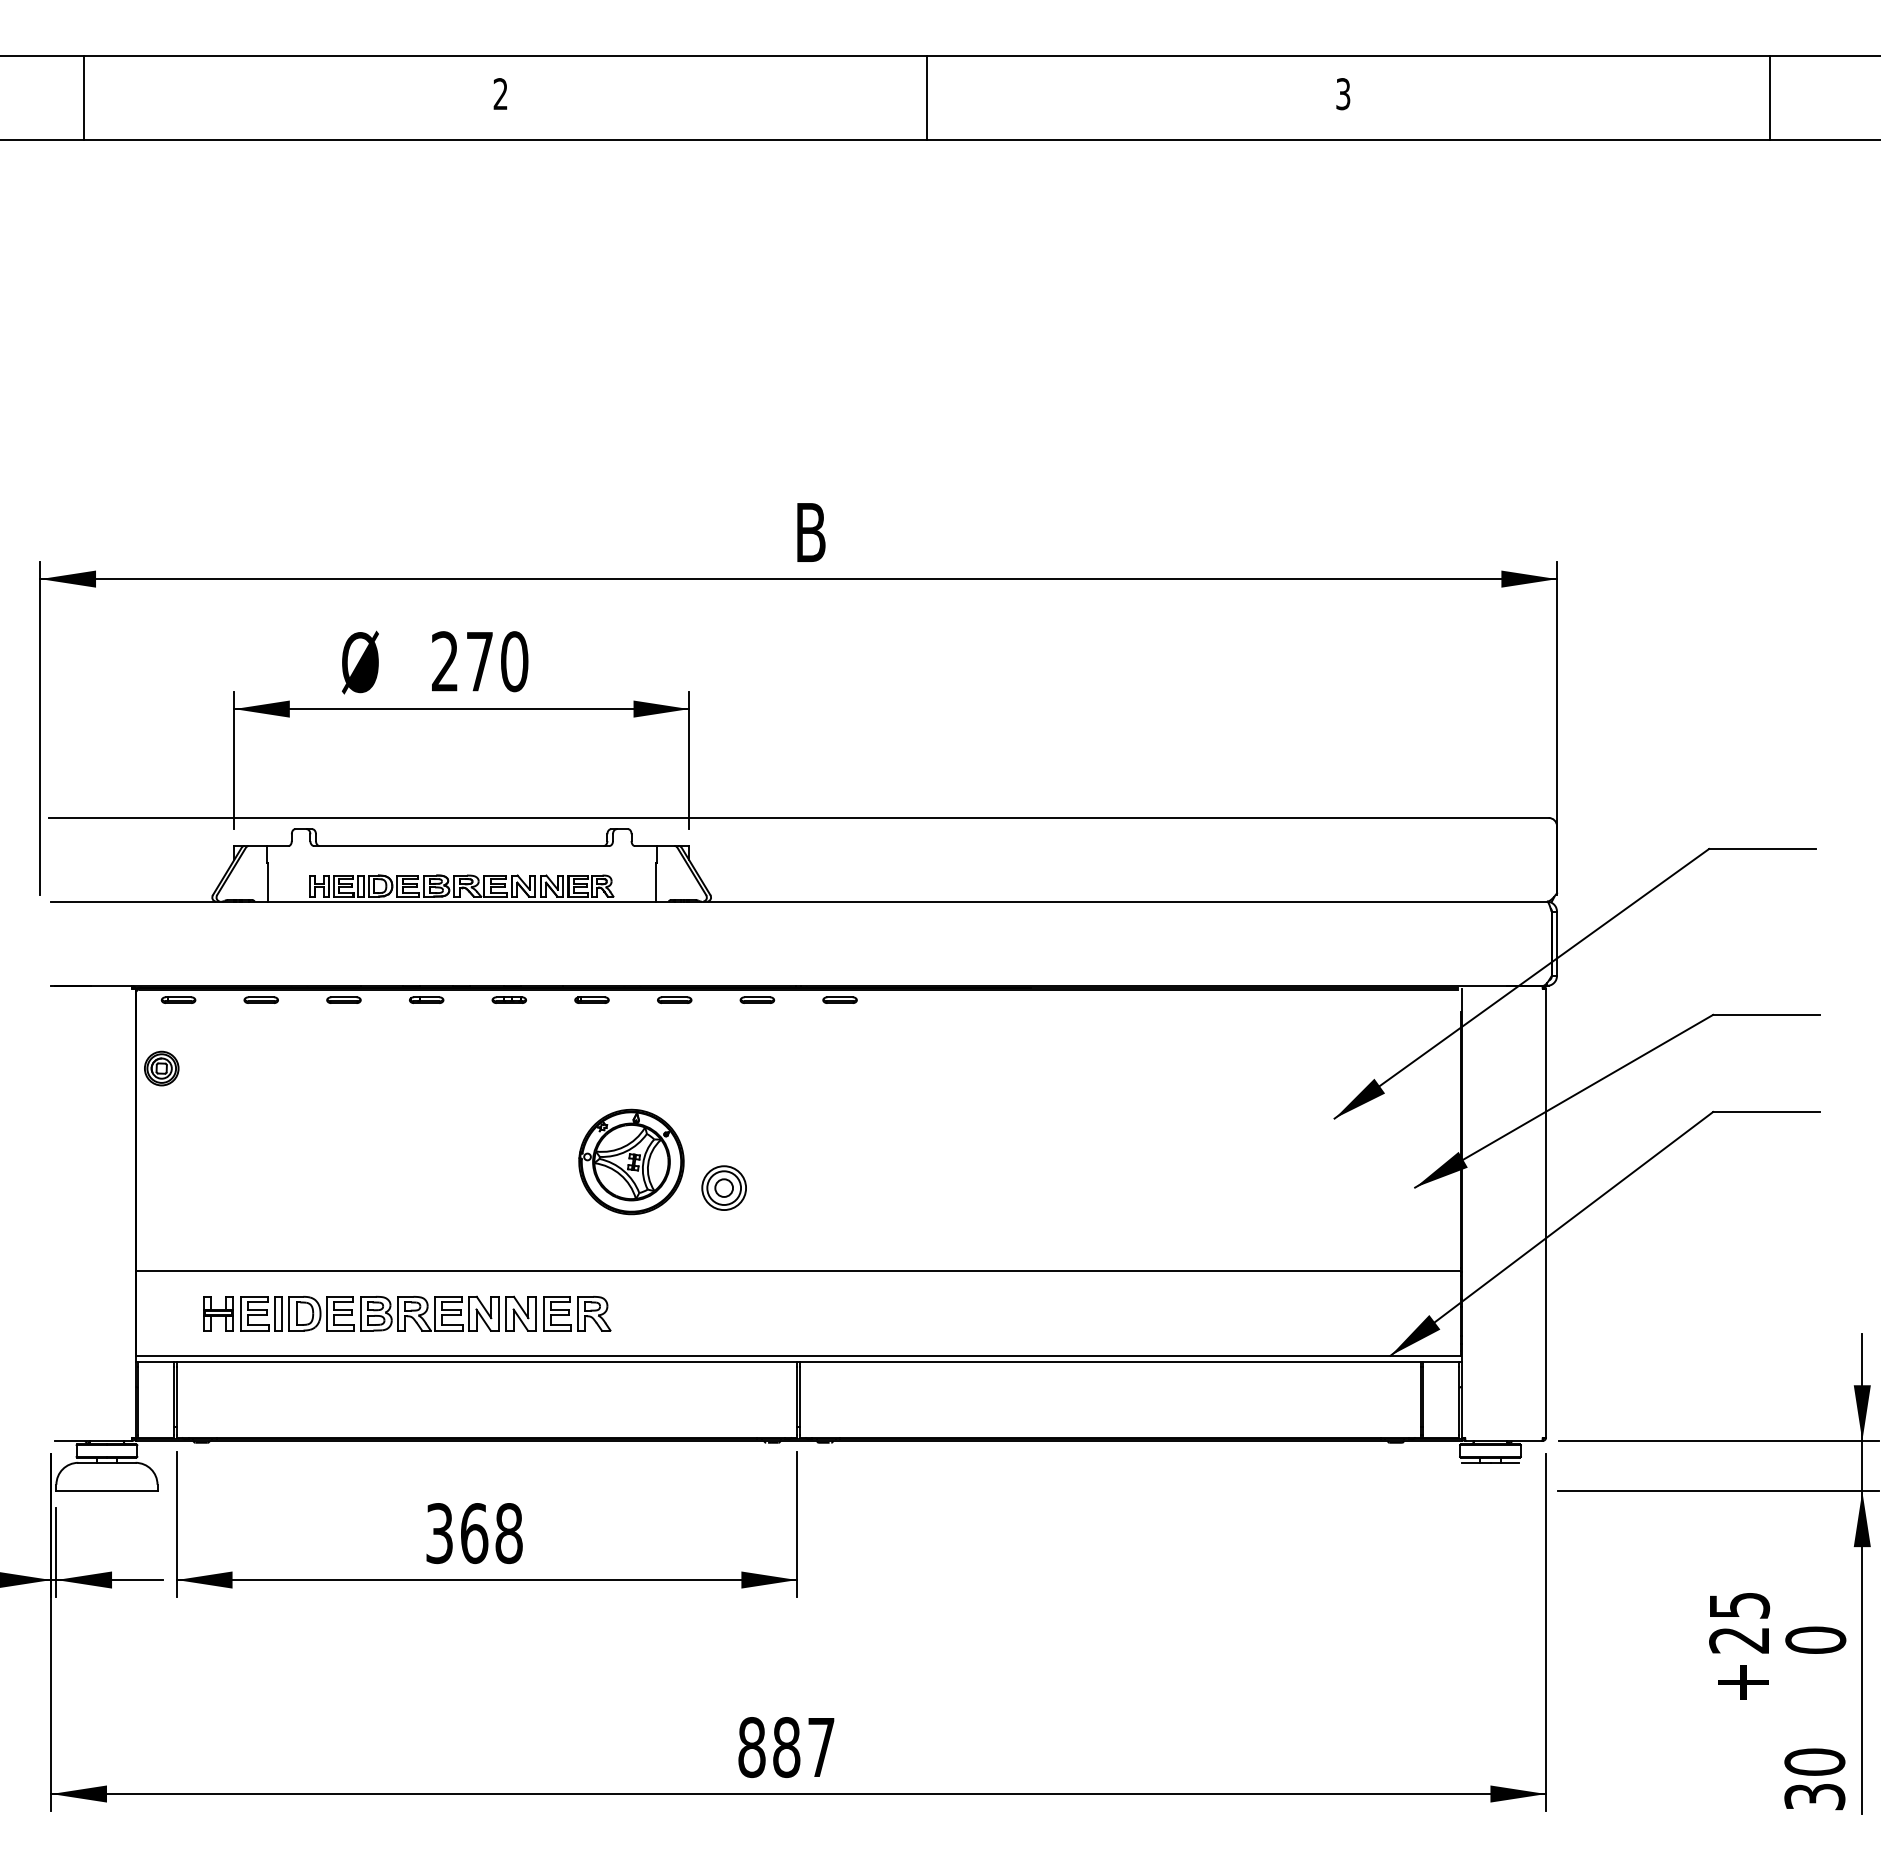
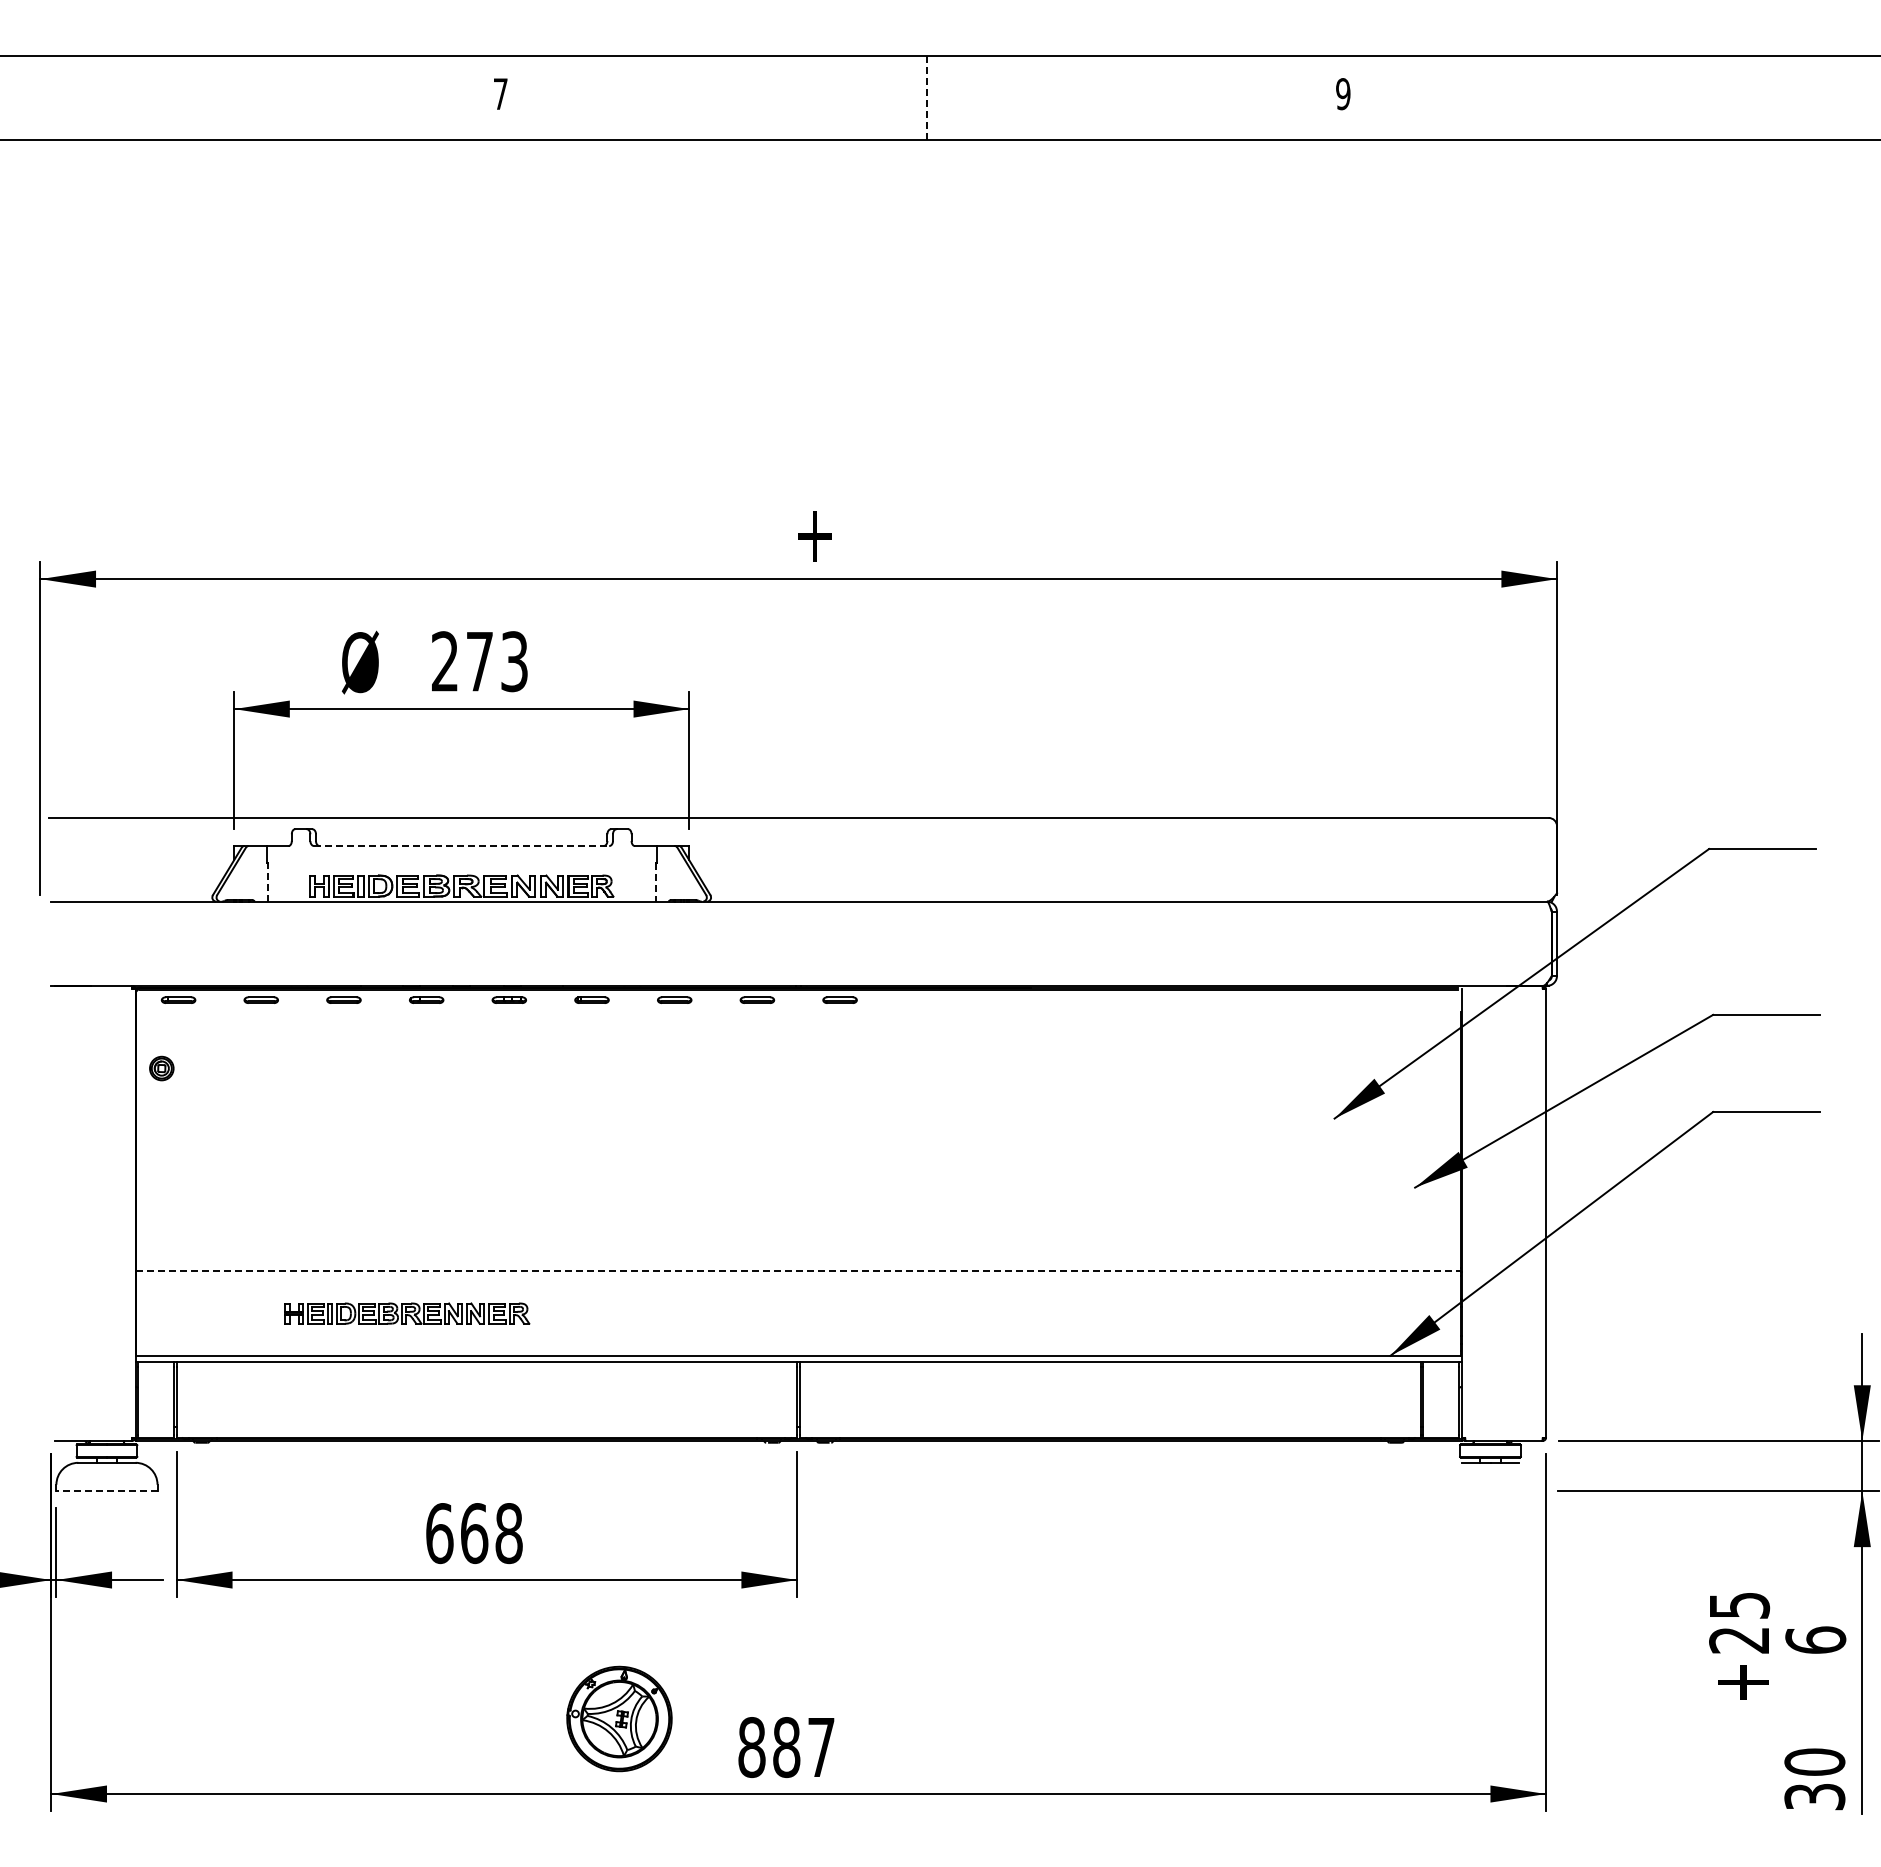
text: 2 -> 7 (500, 93)
text: 3 -> 9 (1343, 94)
line: present -> none (84, 98)
line: solid -> dashed (926, 98)
line: present -> none (1769, 98)
text: B -> + (814, 532)
text: 270 -> 273 (514, 661)
line: solid -> dashed (461, 846)
line: solid -> dashed (267, 881)
line: solid -> dashed (655, 882)
part size: 36x37 px -> 26x27 px (161, 1068)
part position: (631, 1161) -> (619, 1718) (619, 1718)
part: present -> none (723, 1187)
line: solid -> dashed (799, 1270)
part size: 409x37 px -> 247x23 px (407, 1313)
line: solid -> dashed (106, 1491)
text: 368 -> 668 (439, 1533)
text: 0 -> 6 (1815, 1639)
